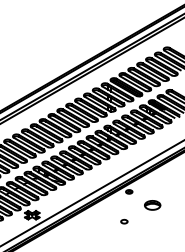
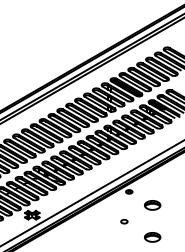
part: none -> present (152, 237)
